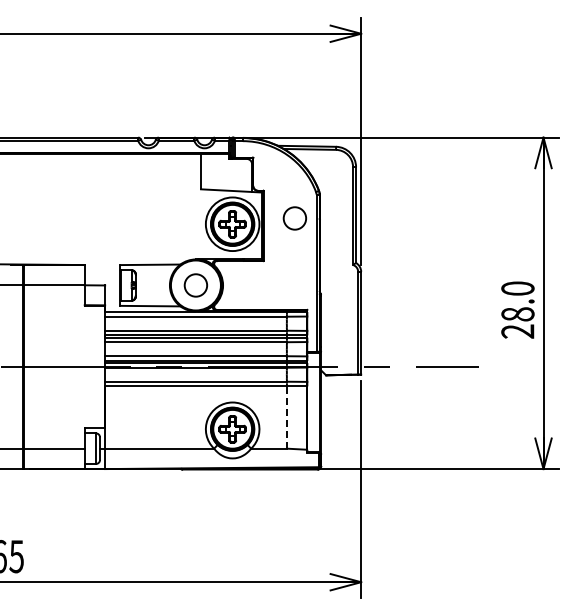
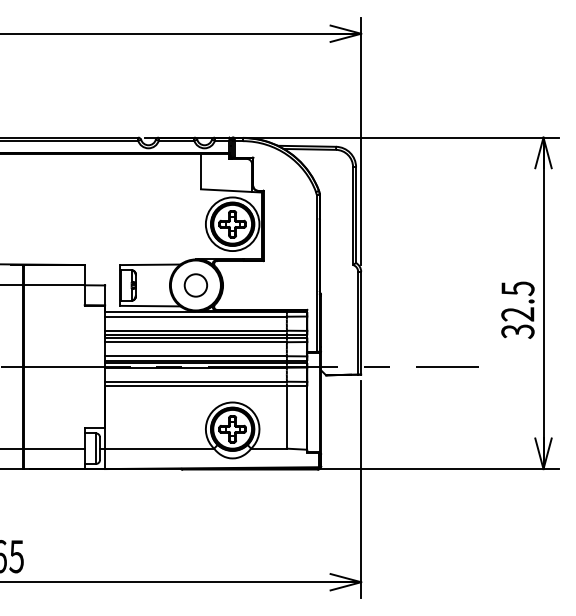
circle: present -> none (294, 218)
text: 28.0 -> 32.5 (517, 309)
line: dashed -> solid (286, 417)
